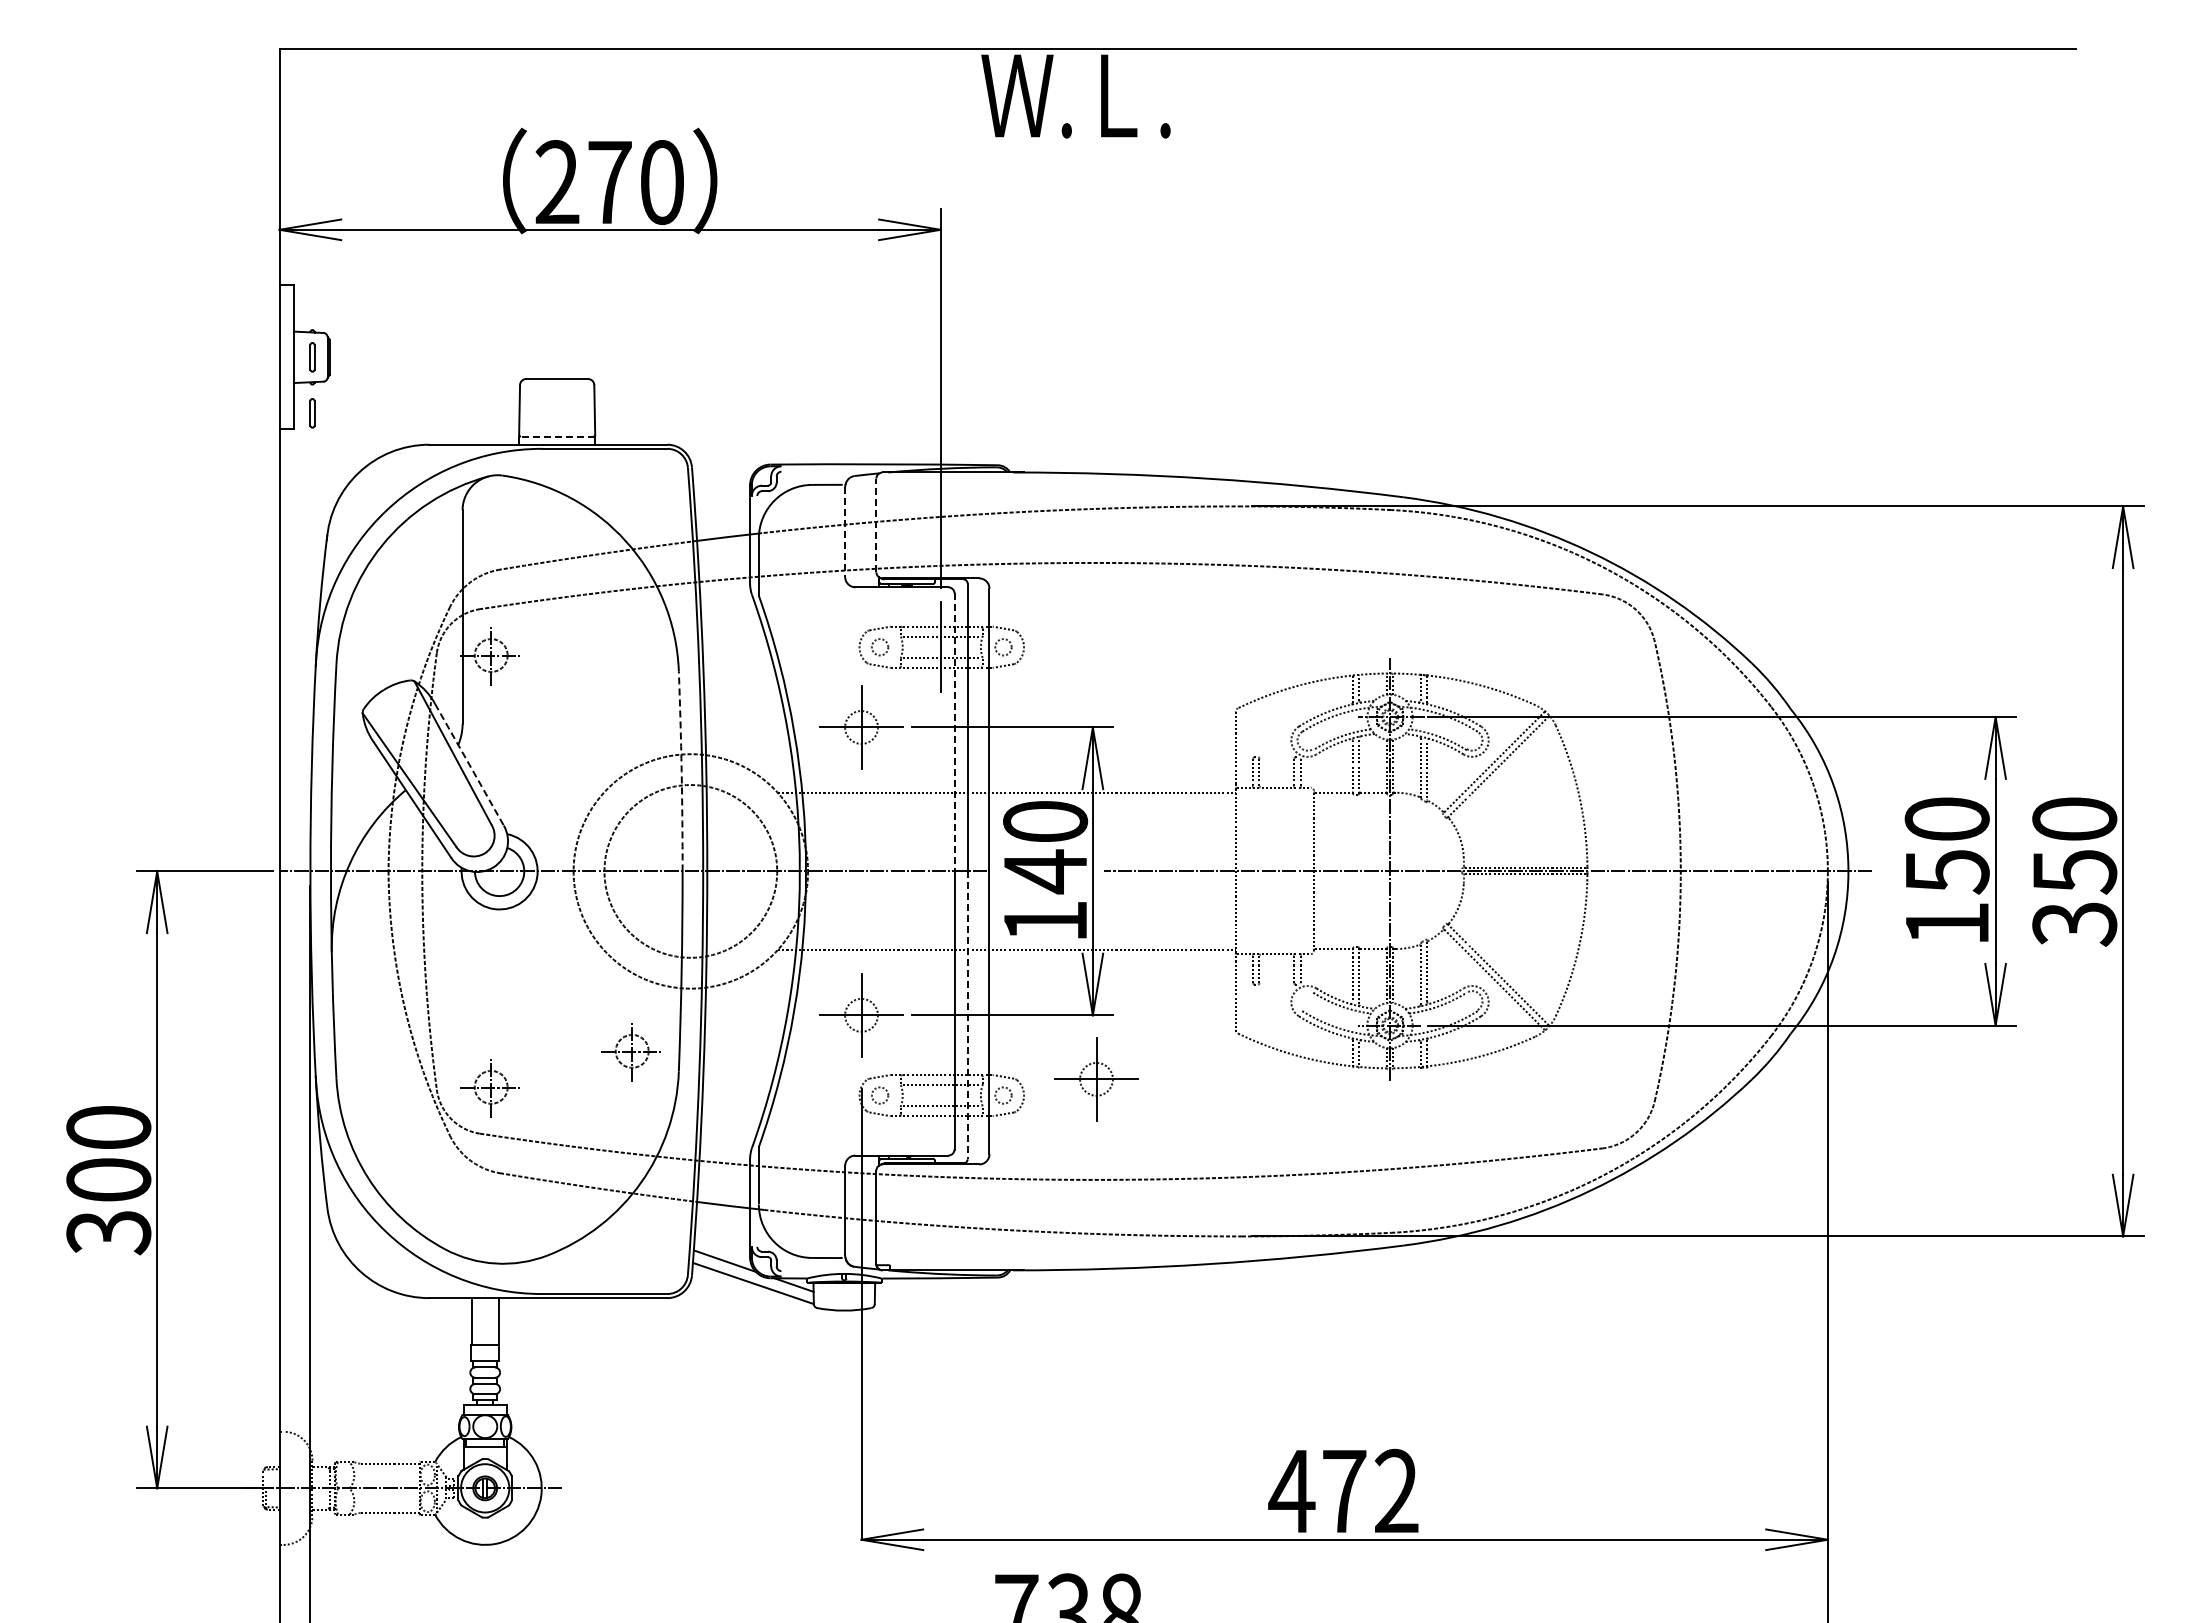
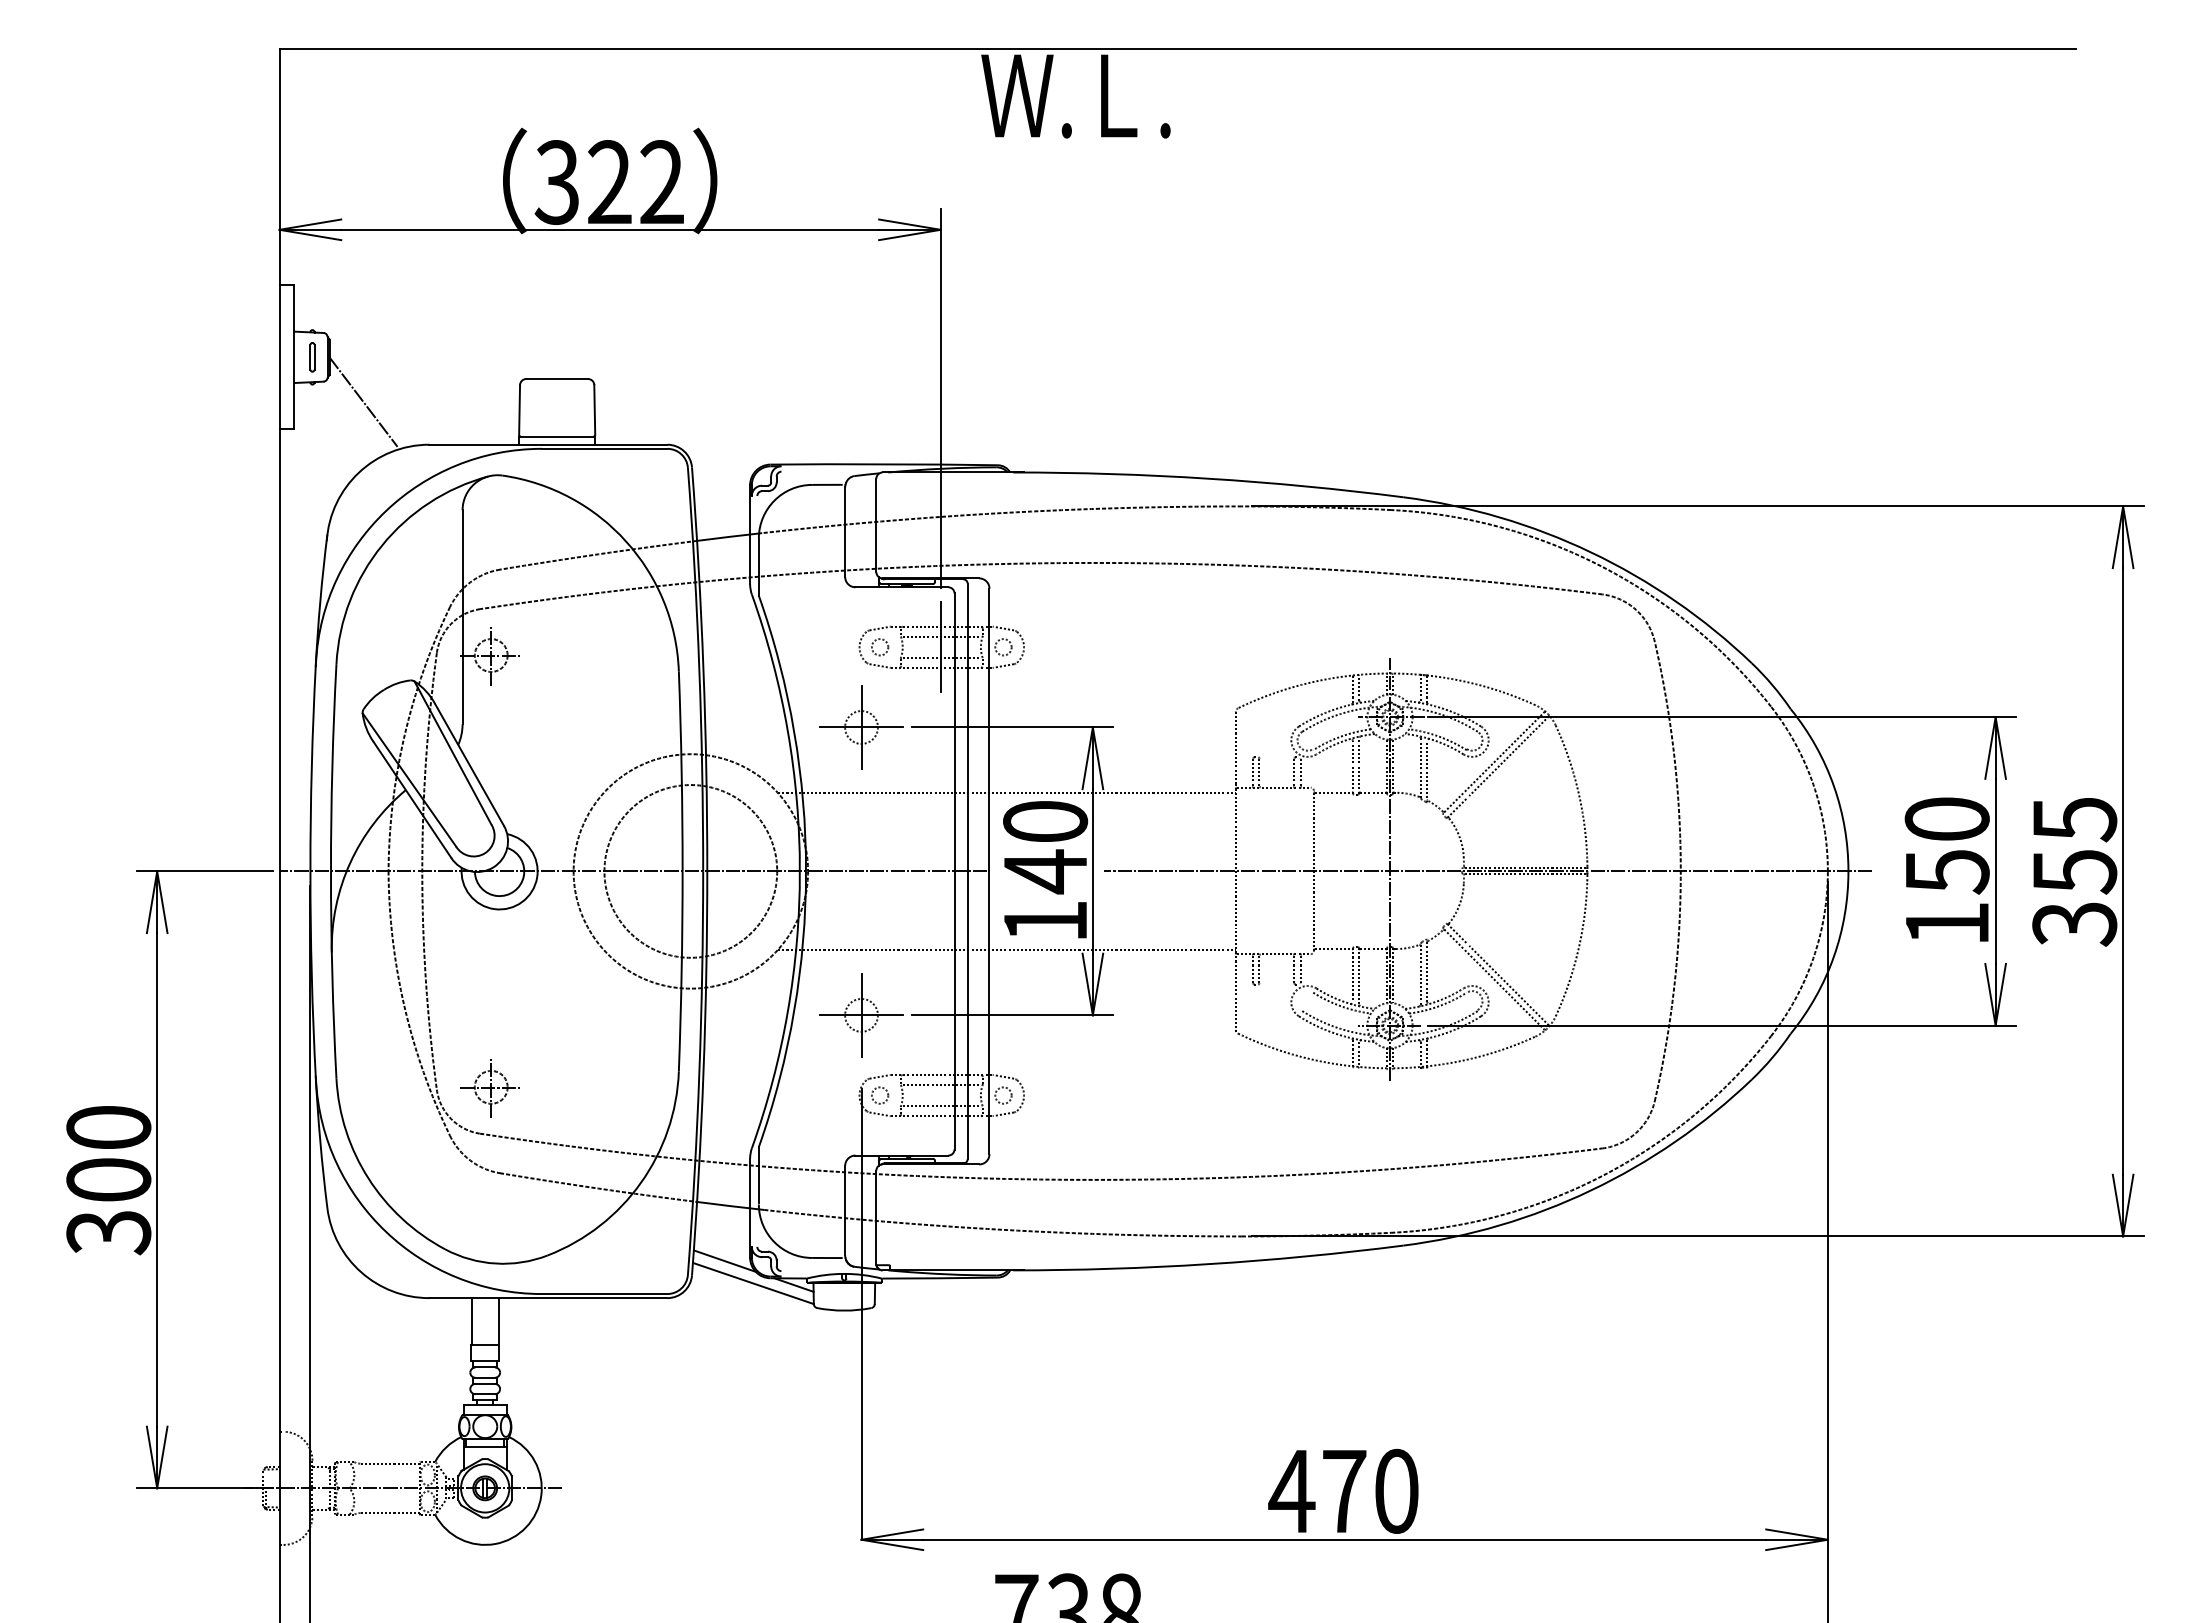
text: 270 -> 322 (608, 182)
line: none -> present (363, 401)
part: present -> none (312, 413)
line: dashed -> solid (556, 436)
line: dashed -> solid (876, 525)
line: dashed -> solid (845, 532)
line: dashed -> solid (954, 732)
line: dashed -> solid (469, 764)
arc: dashed -> solid (681, 771)
text: 350 -> 355 (2074, 819)
line: dashed -> solid (967, 1015)
part: present -> none (630, 1052)
part: present -> none (1096, 1079)
text: 472 -> 470 (1396, 1490)
